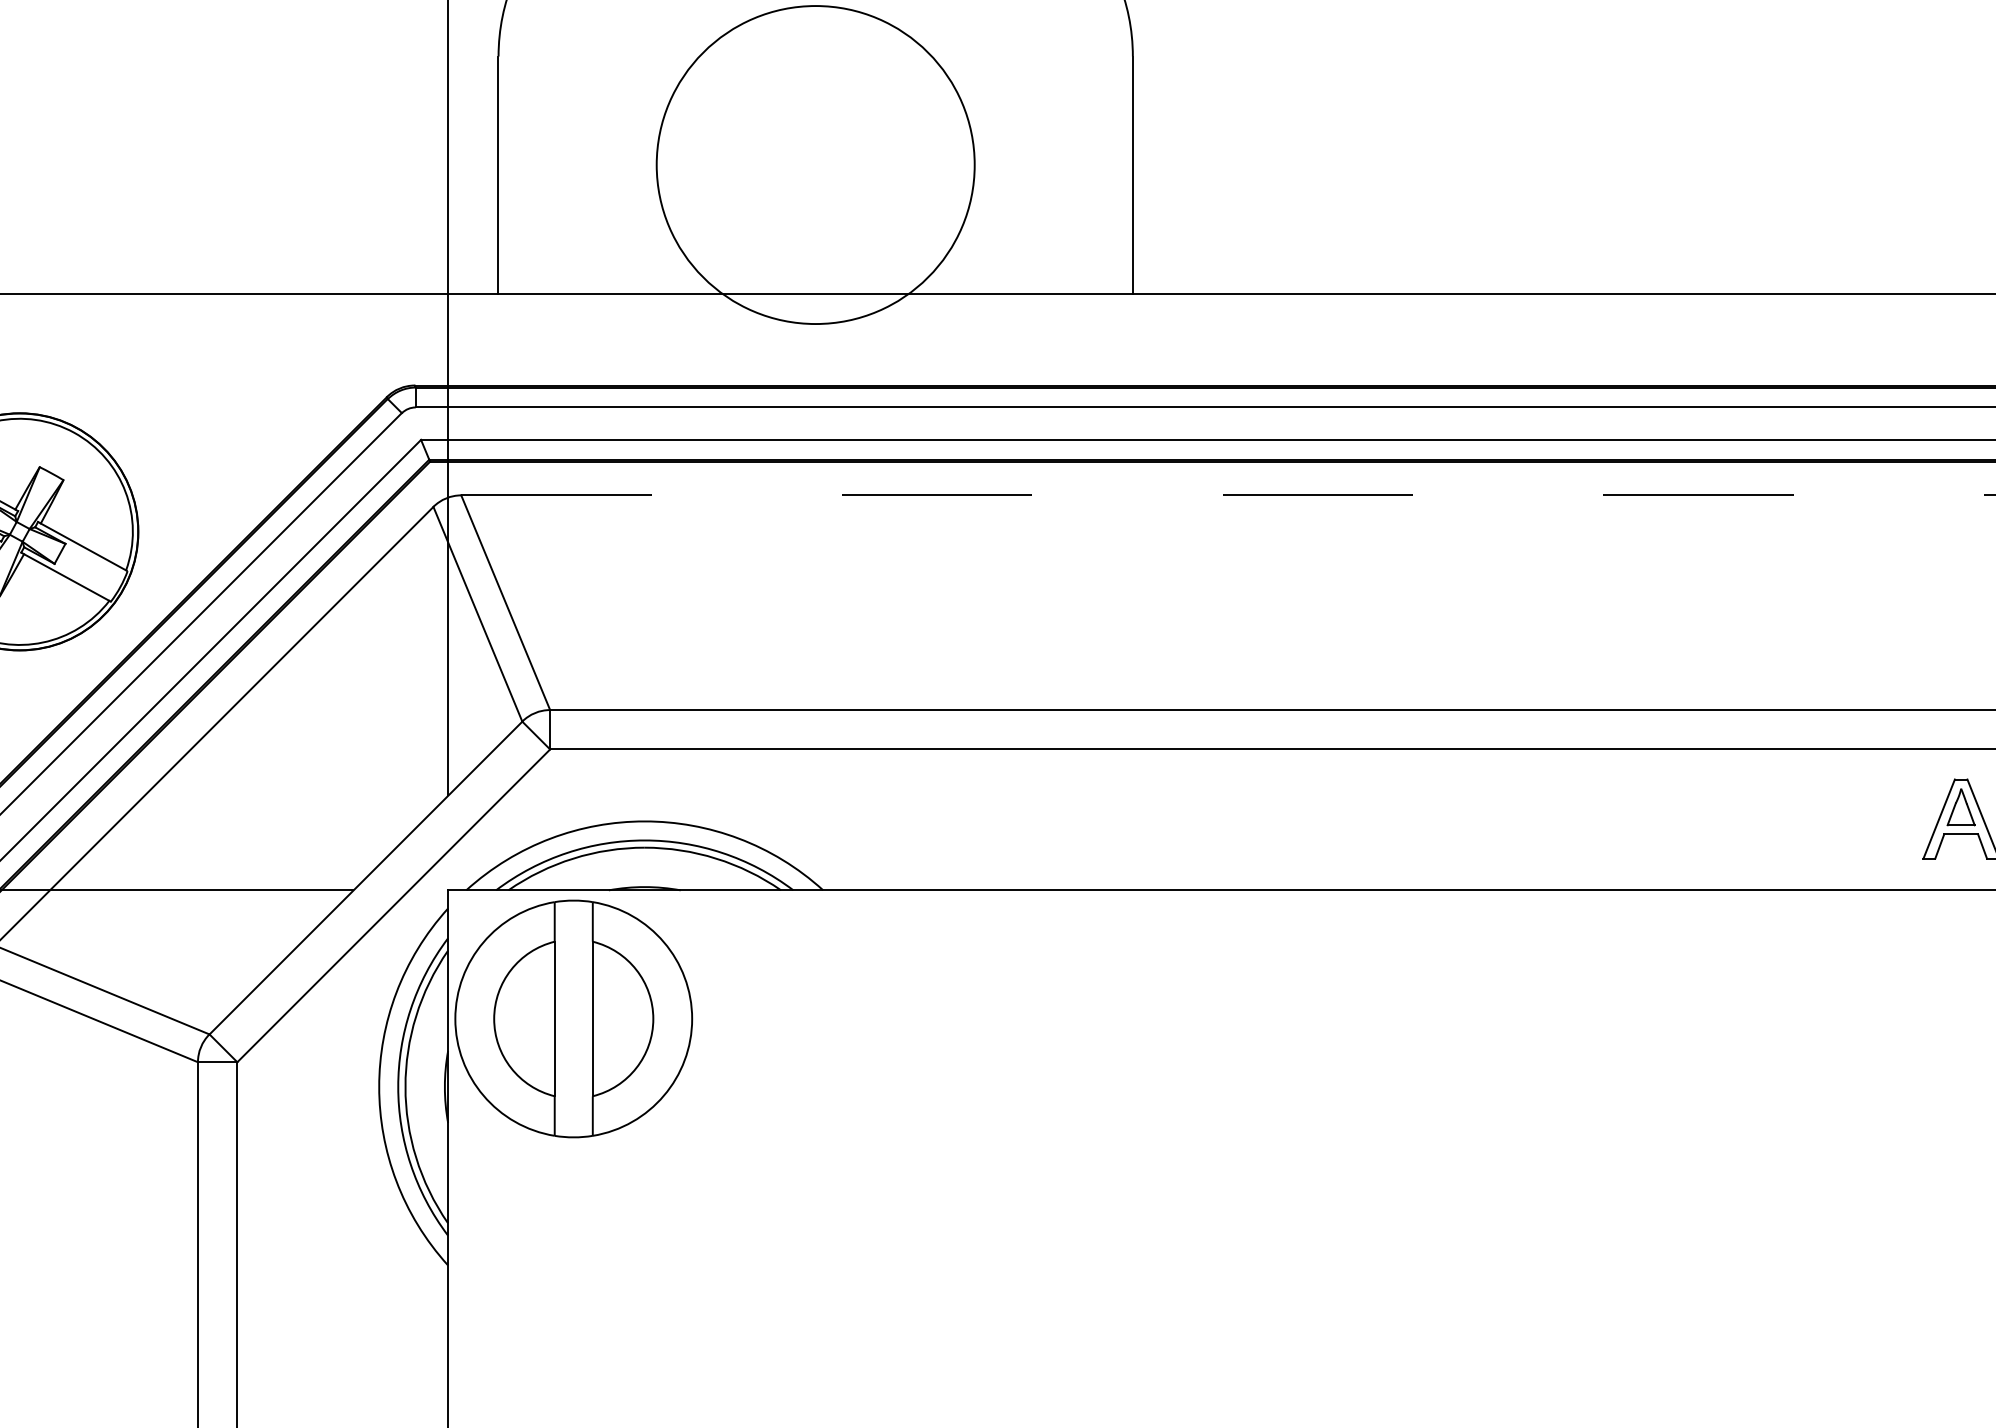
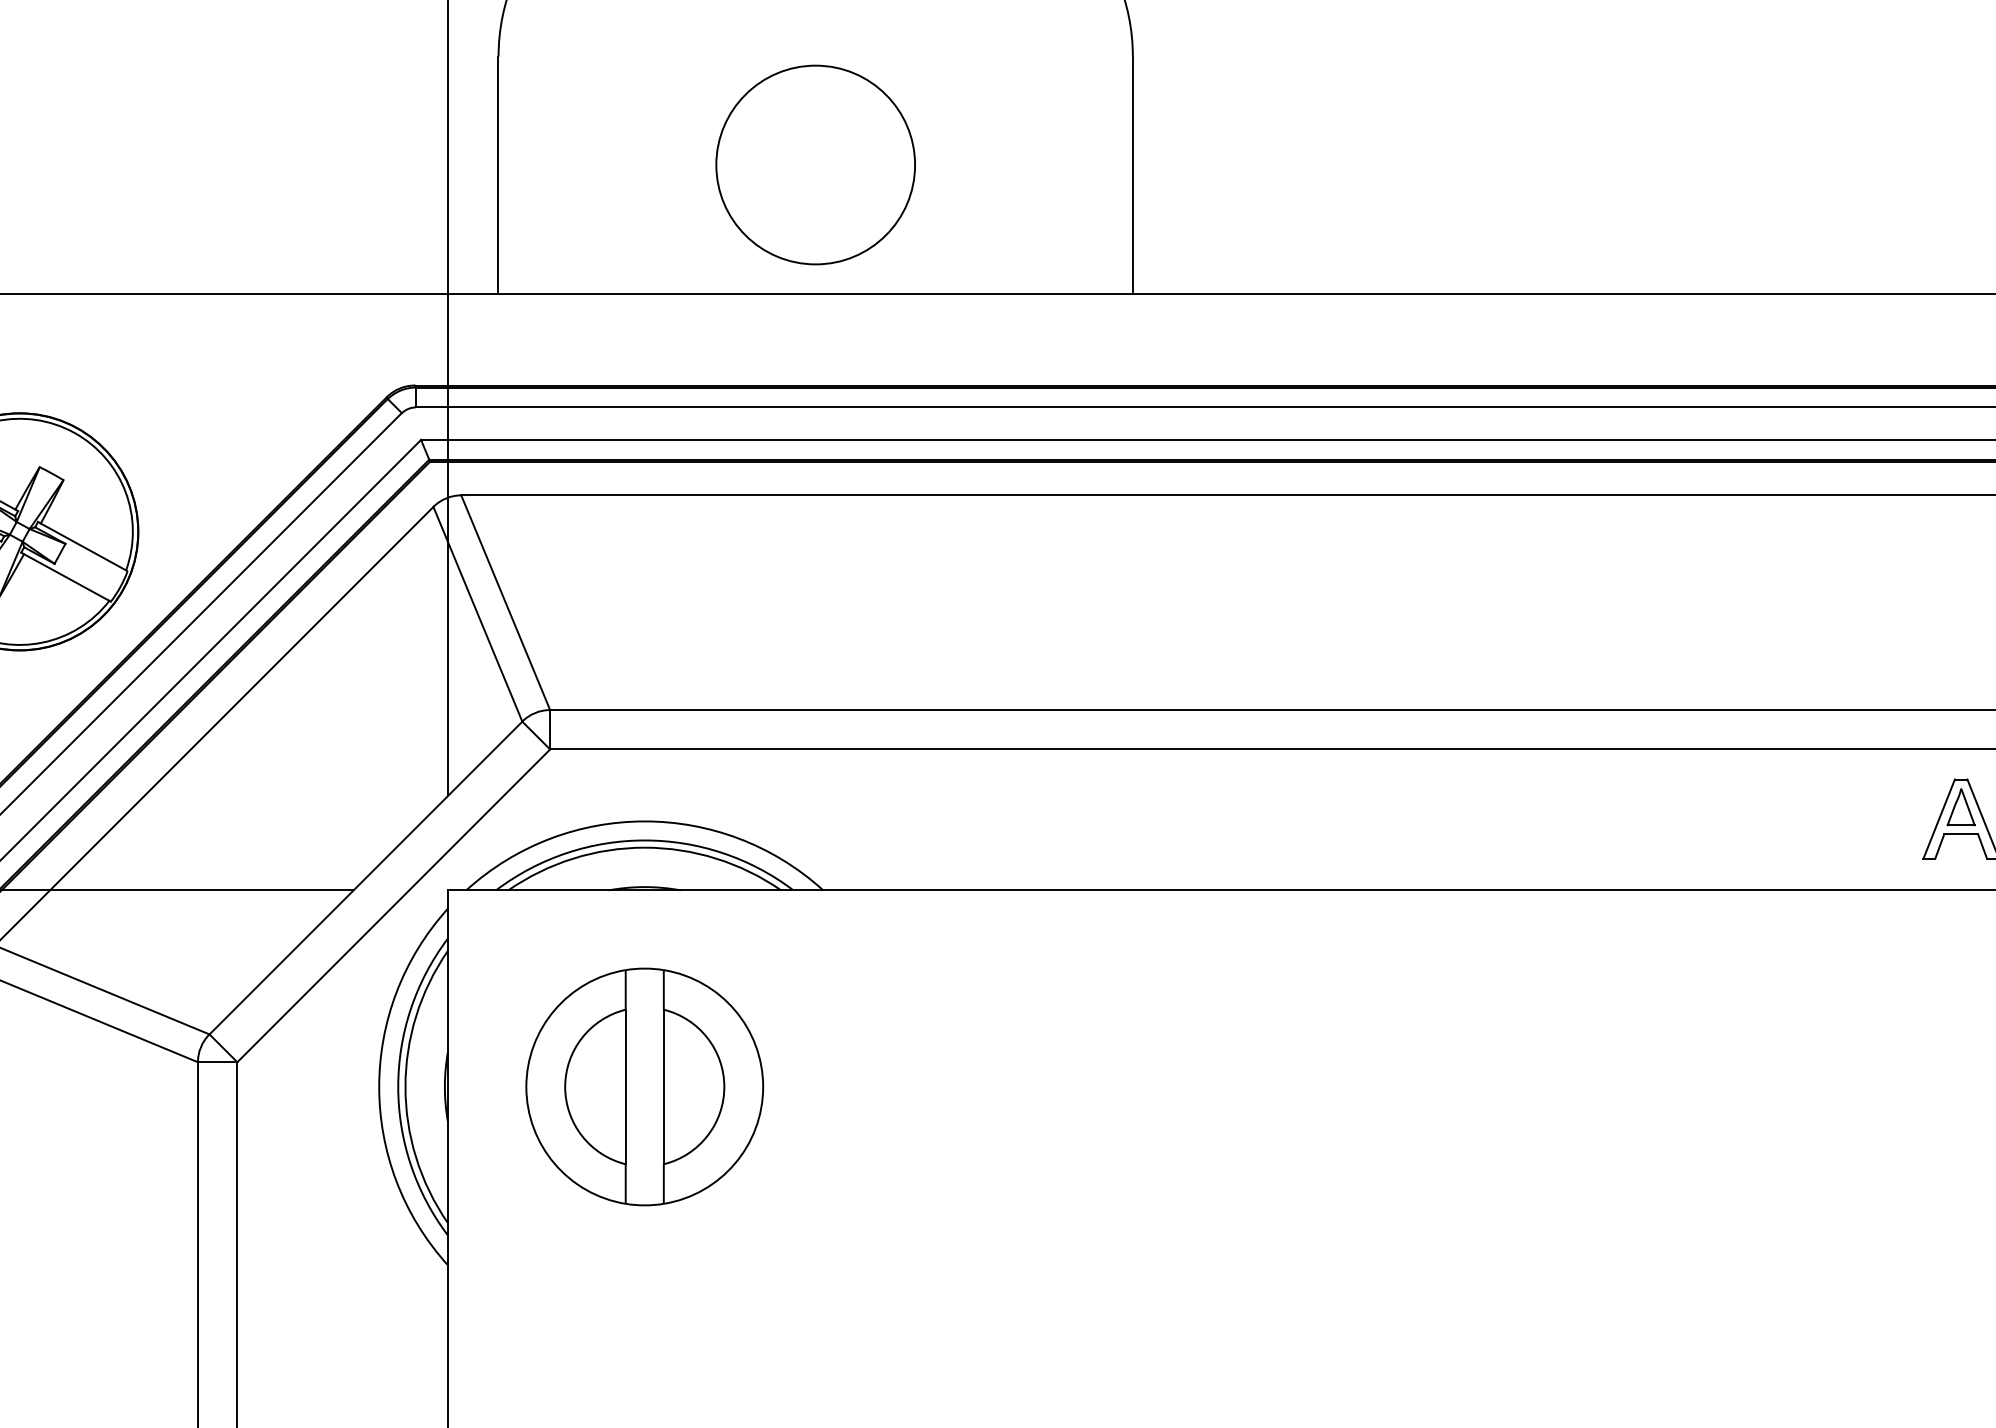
circle diameter: 318 px -> 199 px (815, 164)
line: dashed -> solid (1228, 495)
part position: (573, 1018) -> (644, 1086) (644, 1086)
